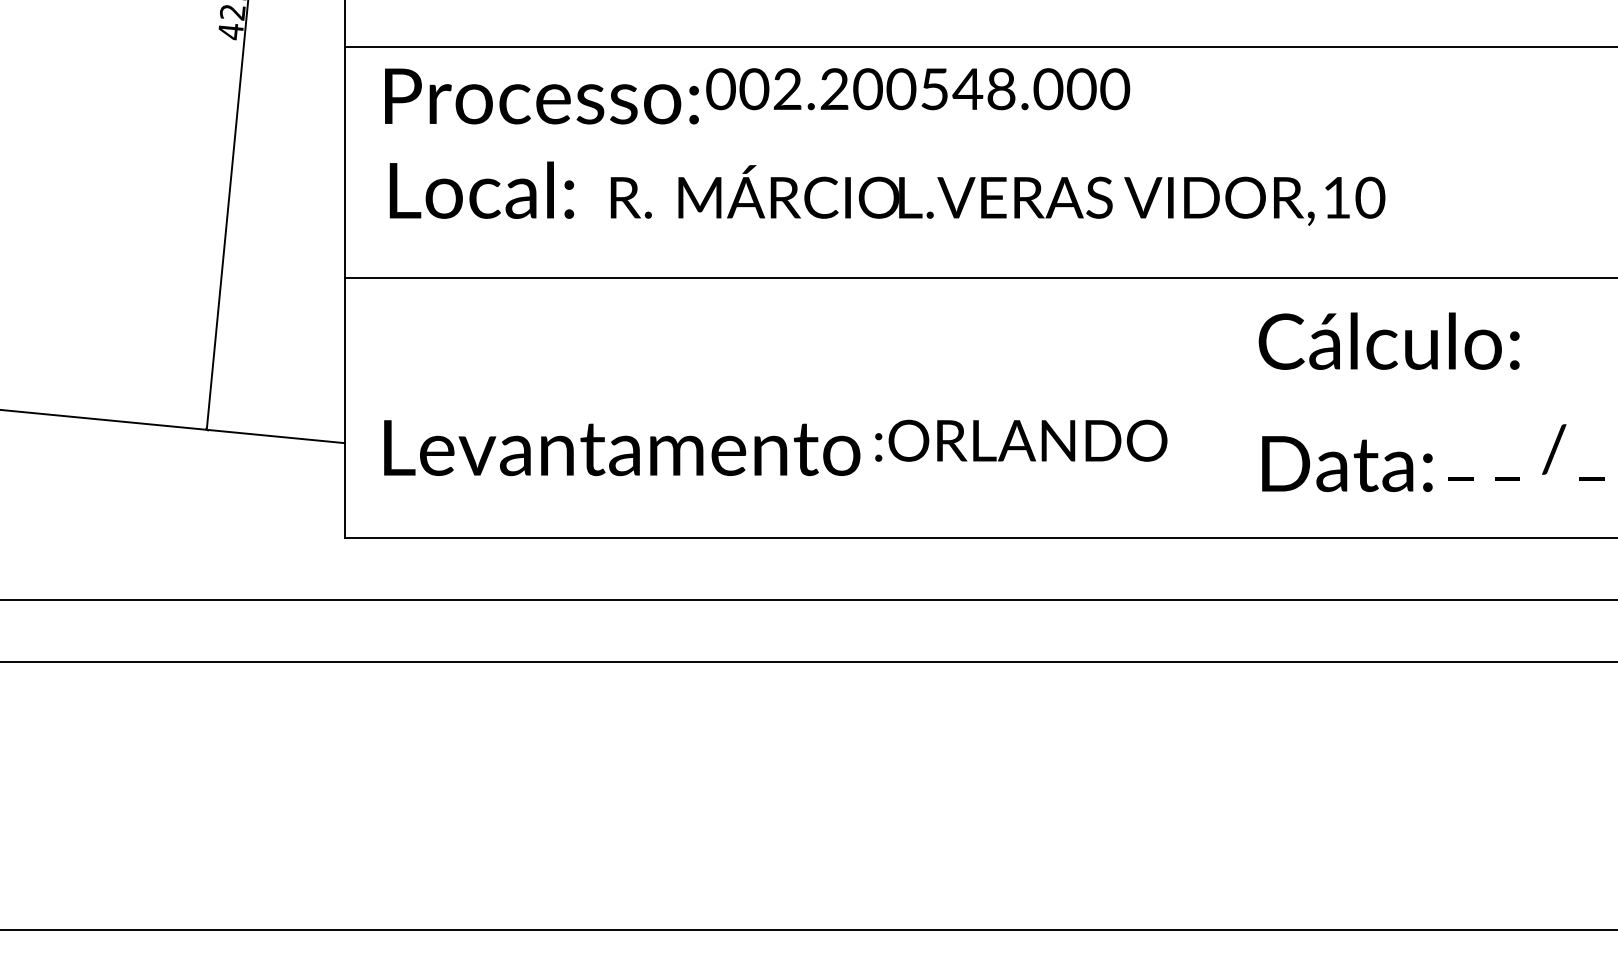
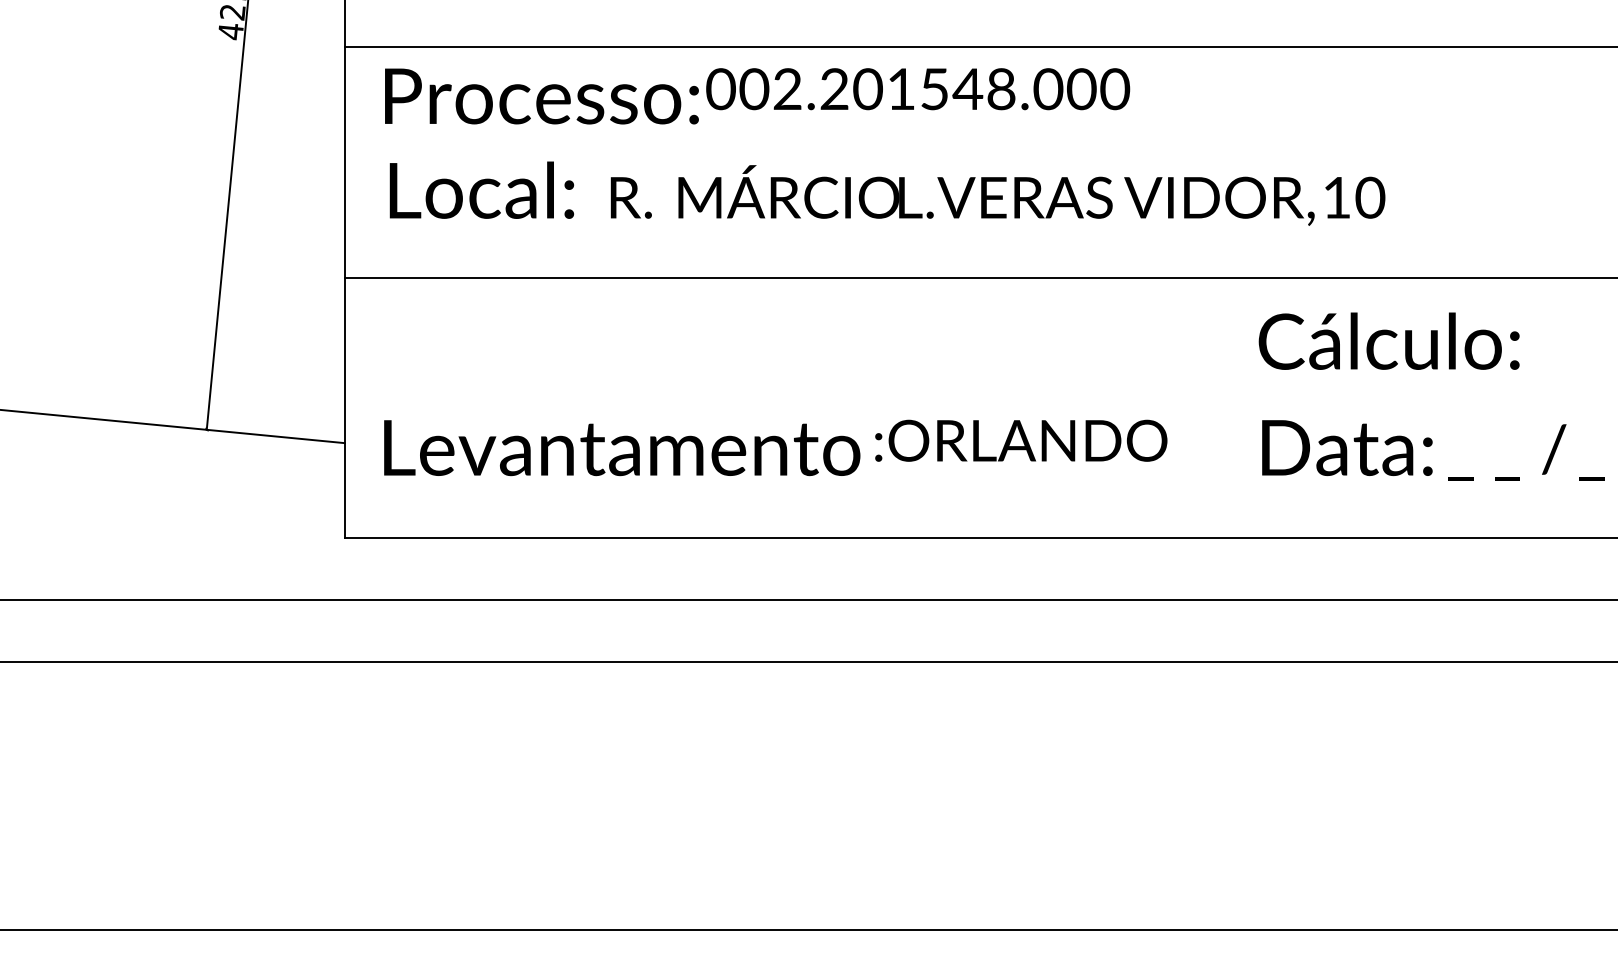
text: 002.200548.000 -> 002.201548.000 (901, 89)
text position: (1347, 463) -> (1347, 447) (1347, 447)
